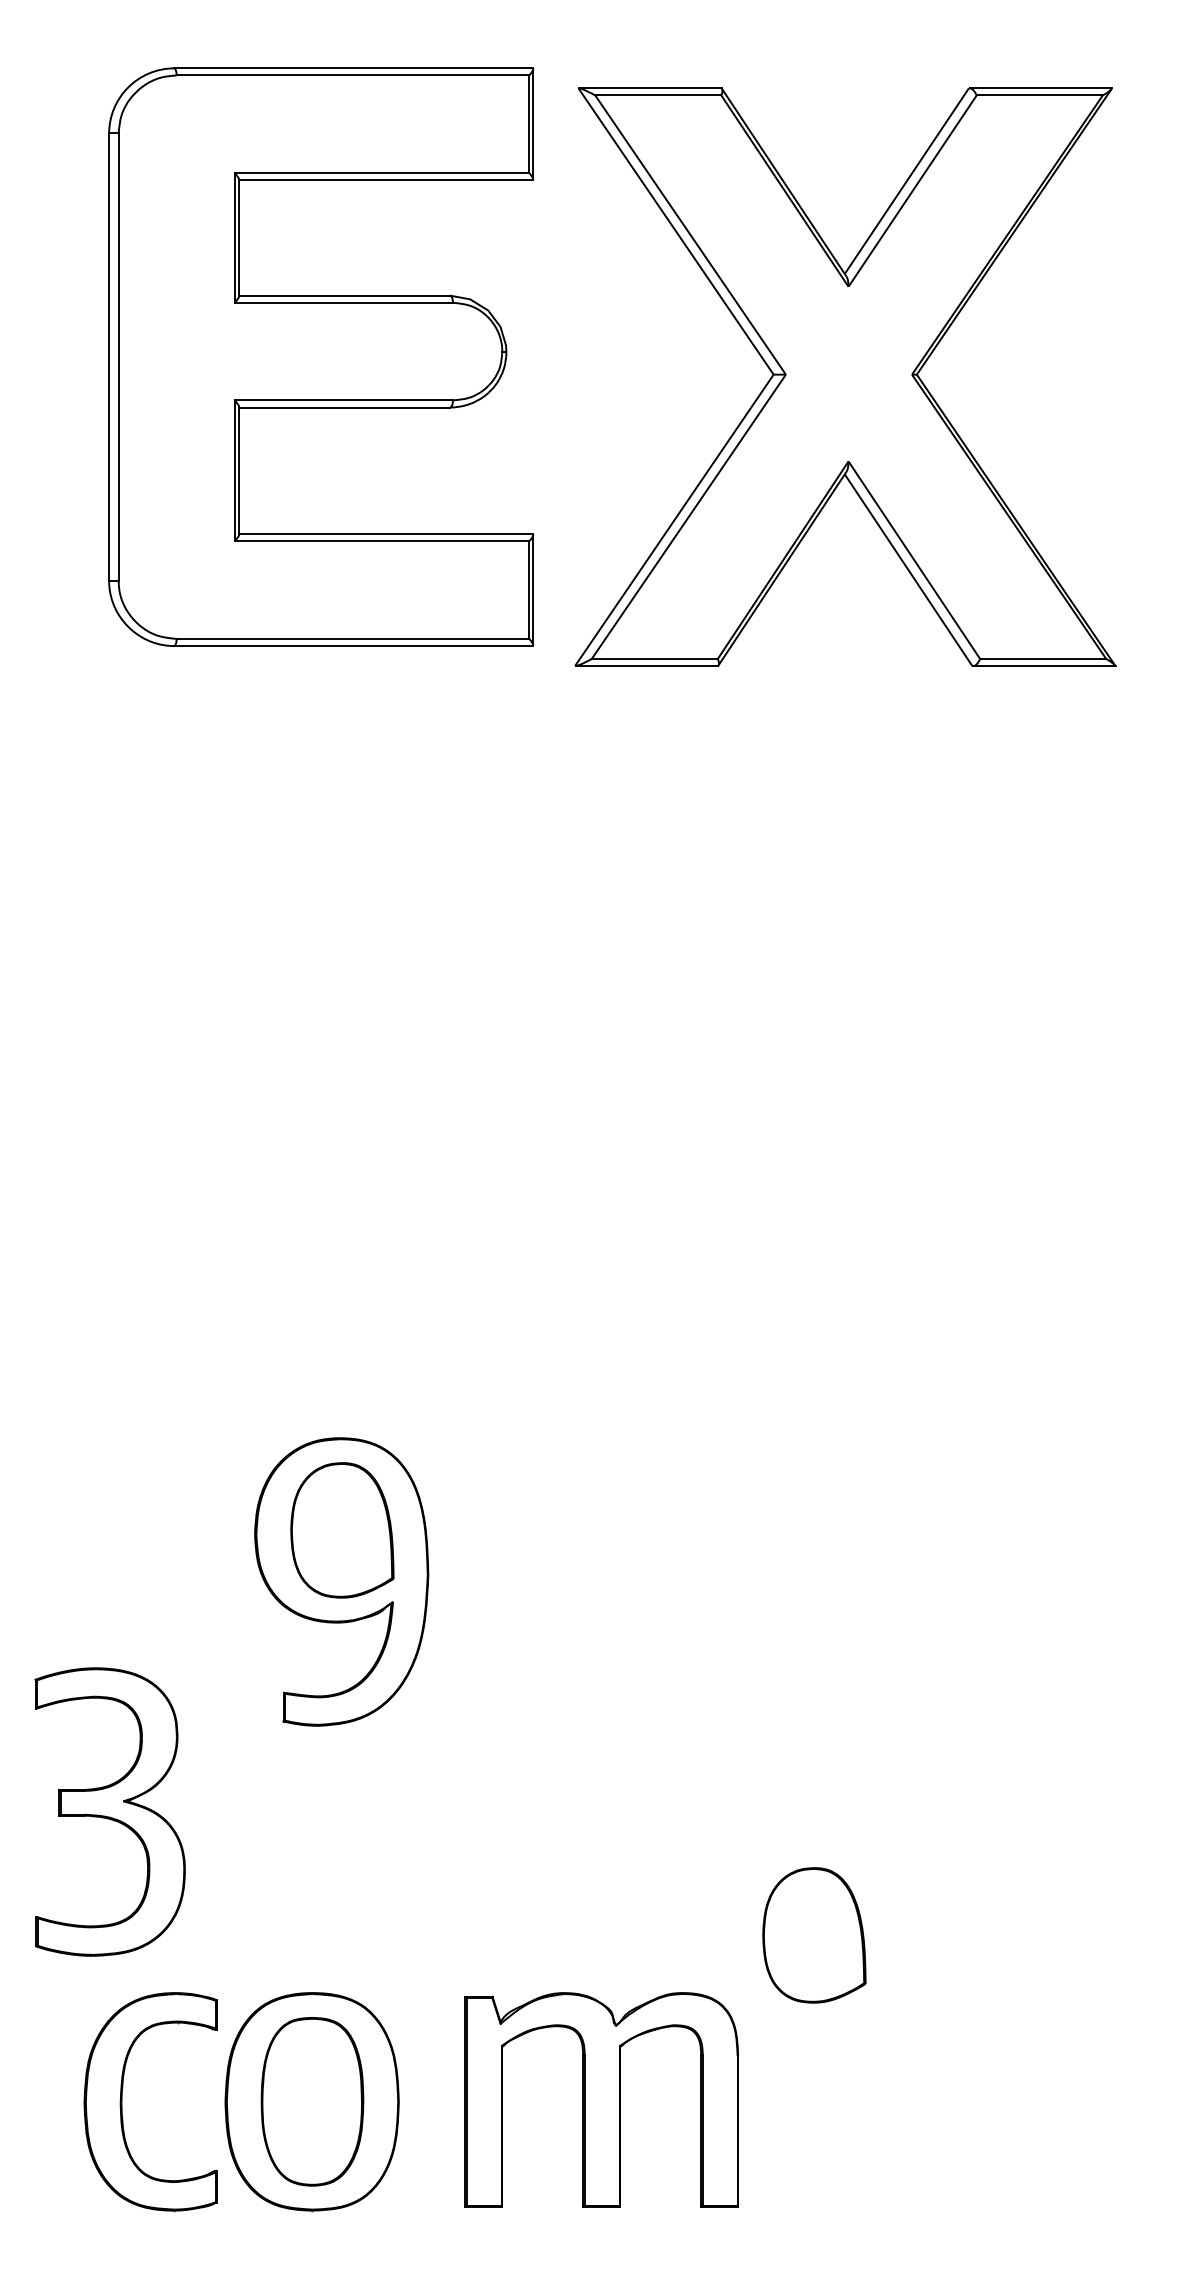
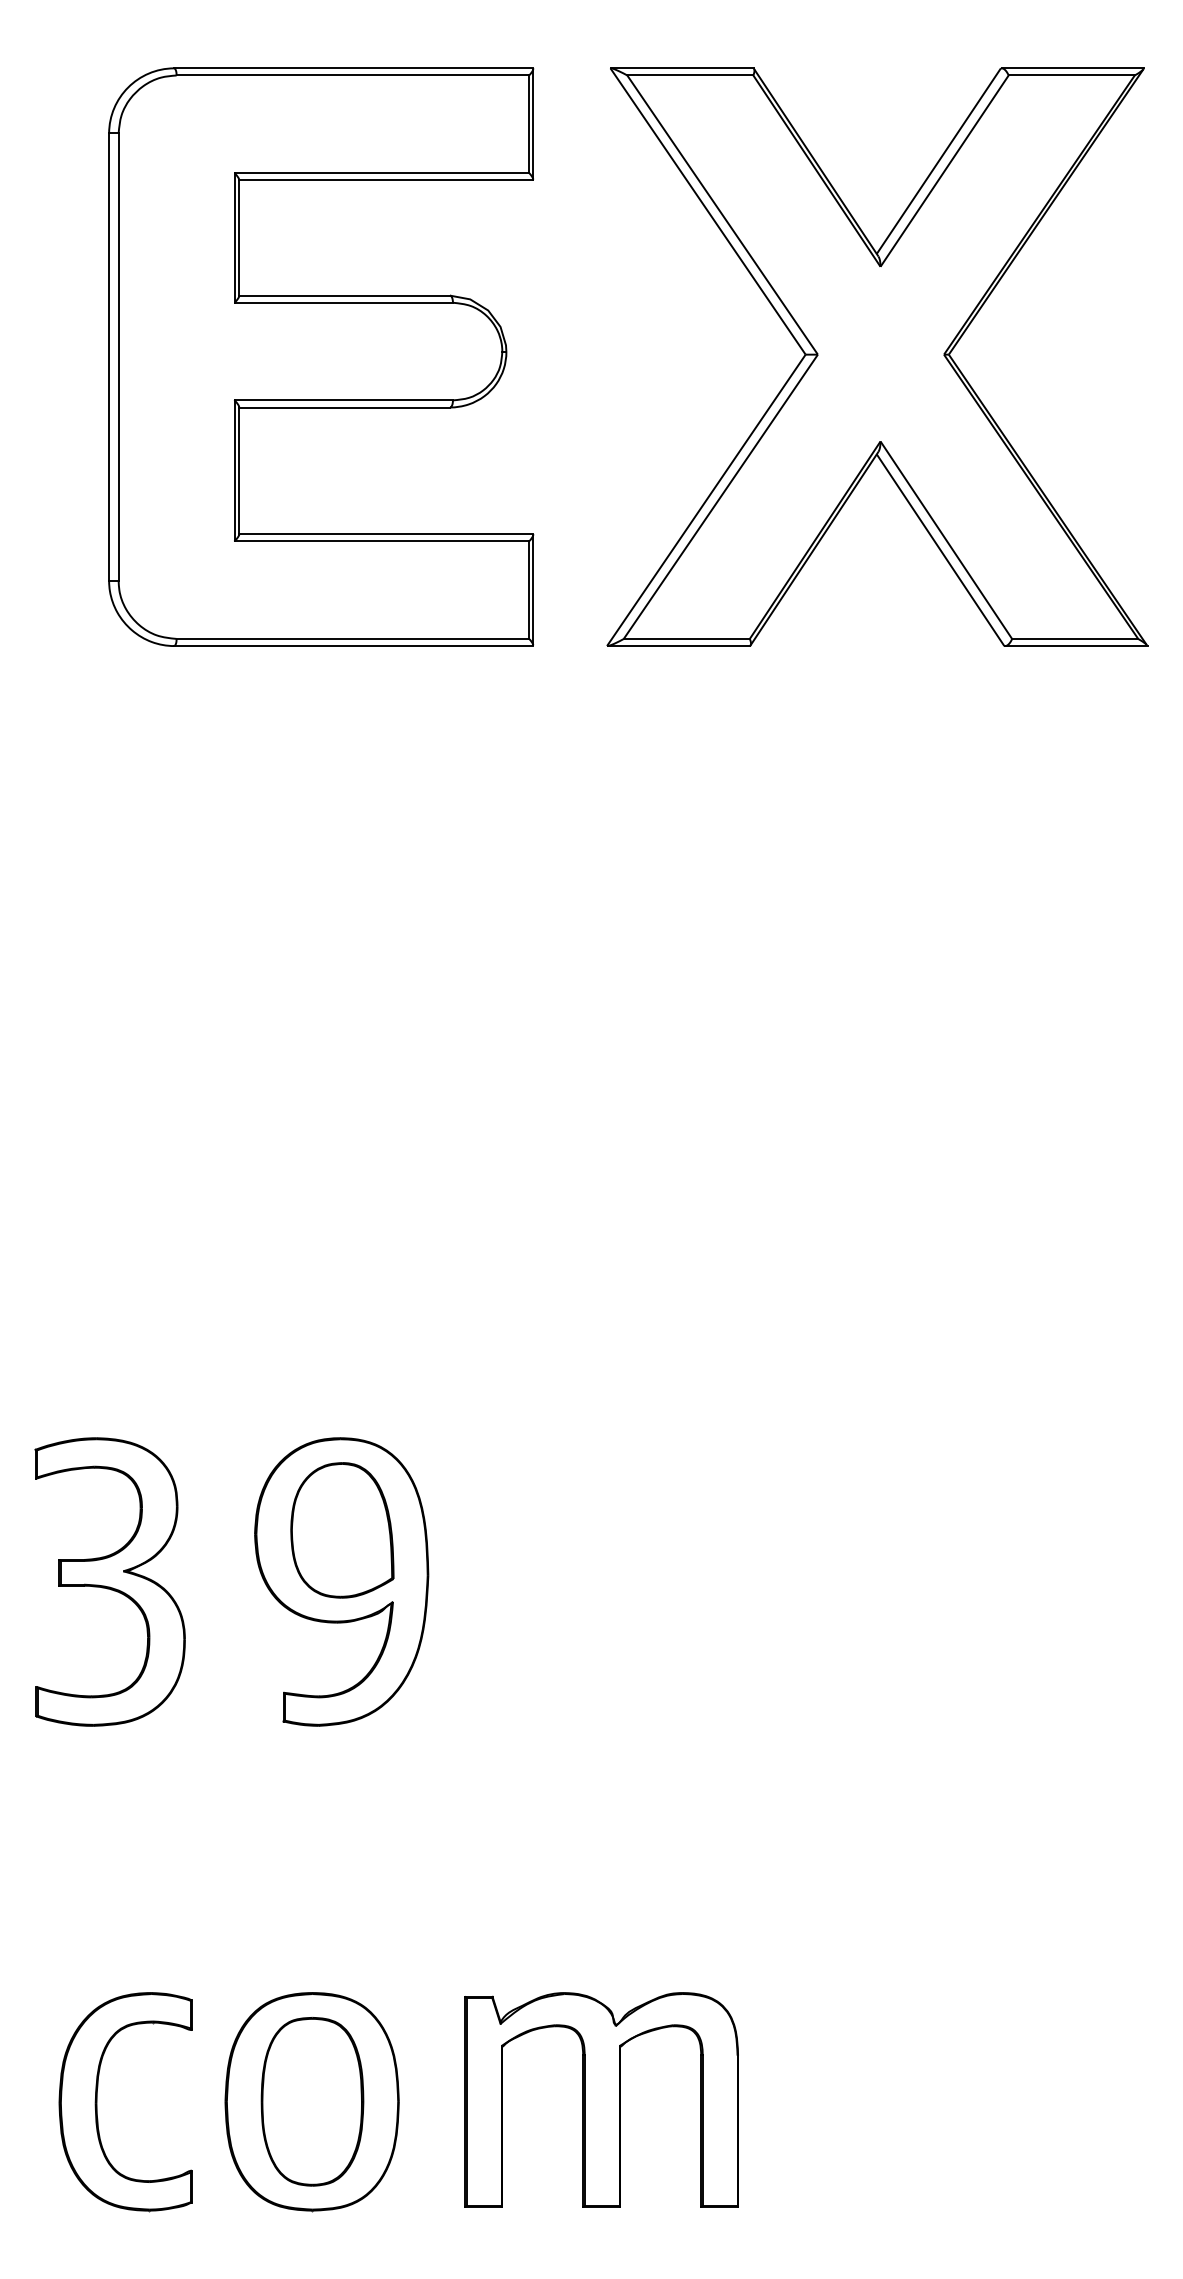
part position: (845, 376) -> (877, 356) (877, 356)
part position: (109, 1811) -> (109, 1581) (109, 1581)
part: present -> none (814, 1935)
part position: (122, 2102) -> (97, 2102) (97, 2102)
